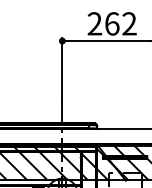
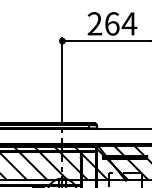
text: 262 -> 264 (129, 23)
